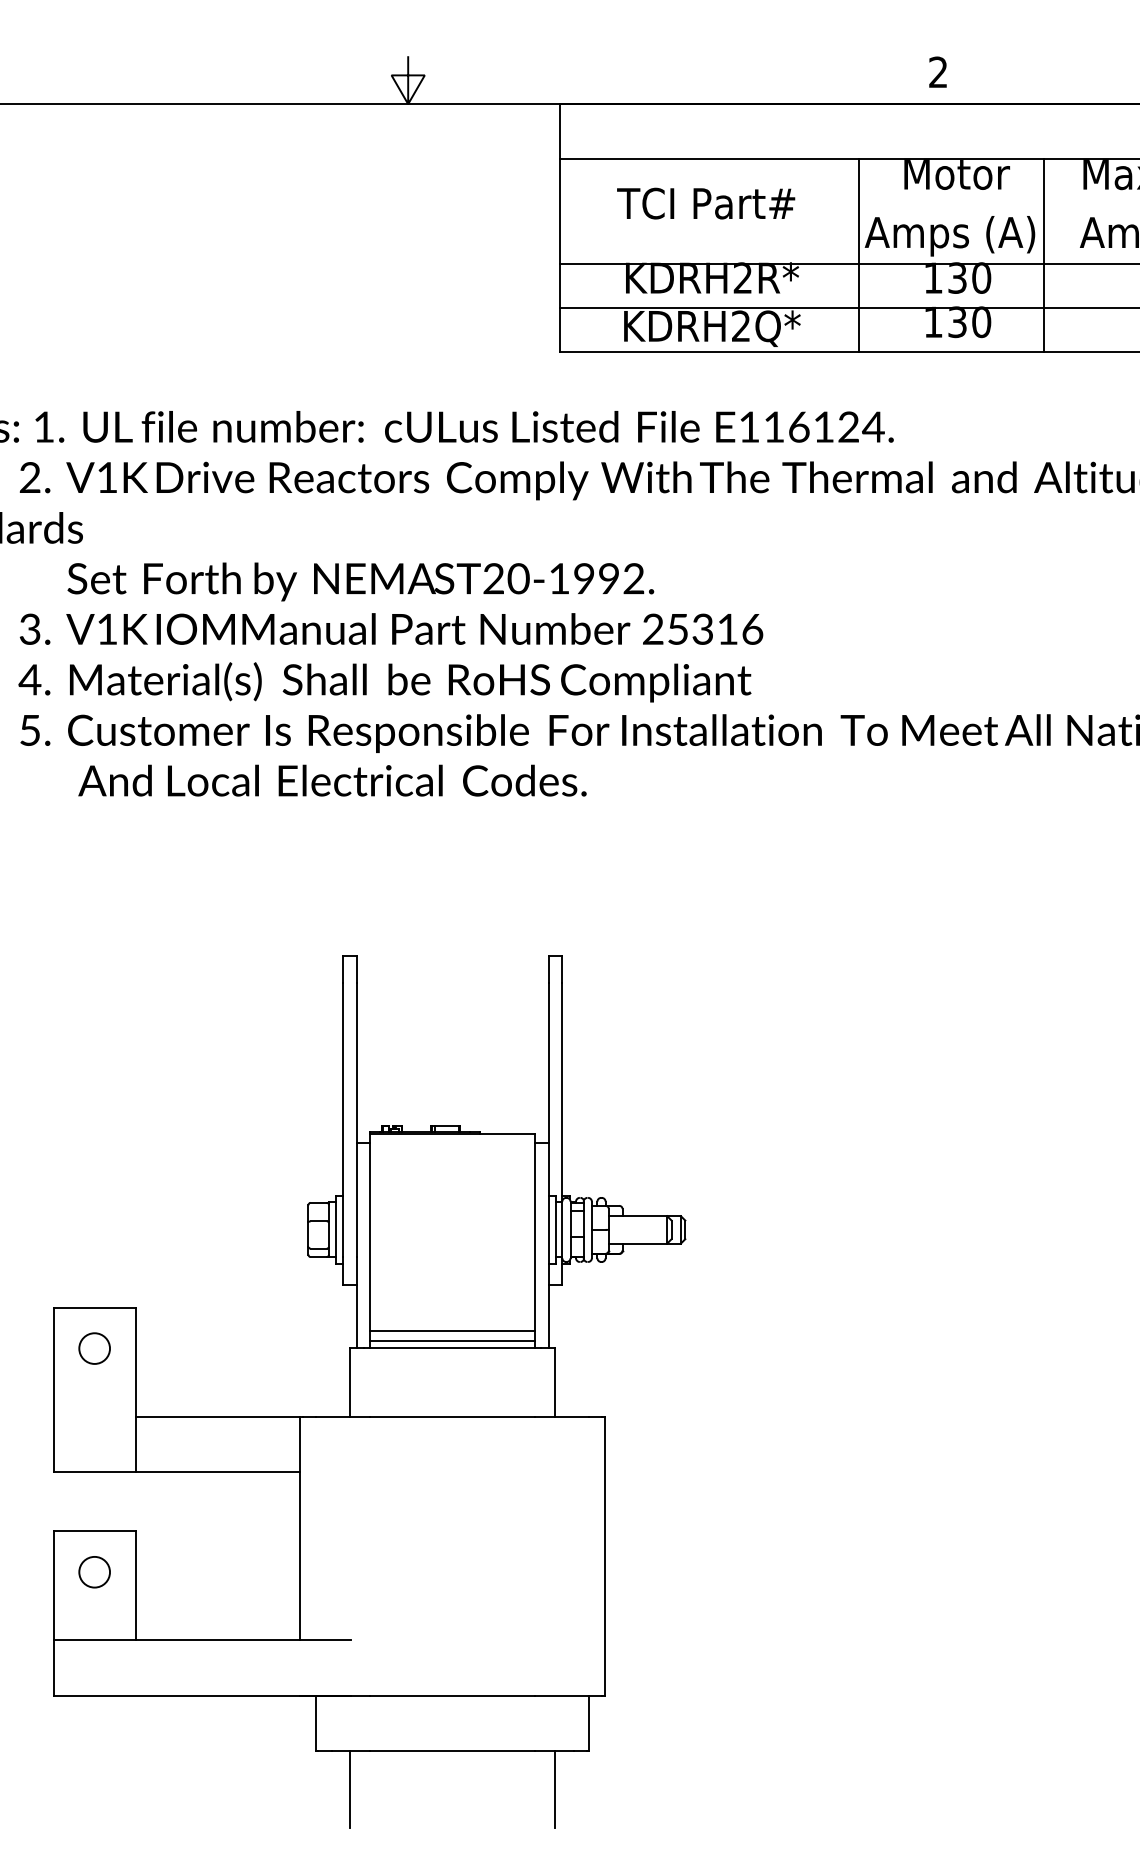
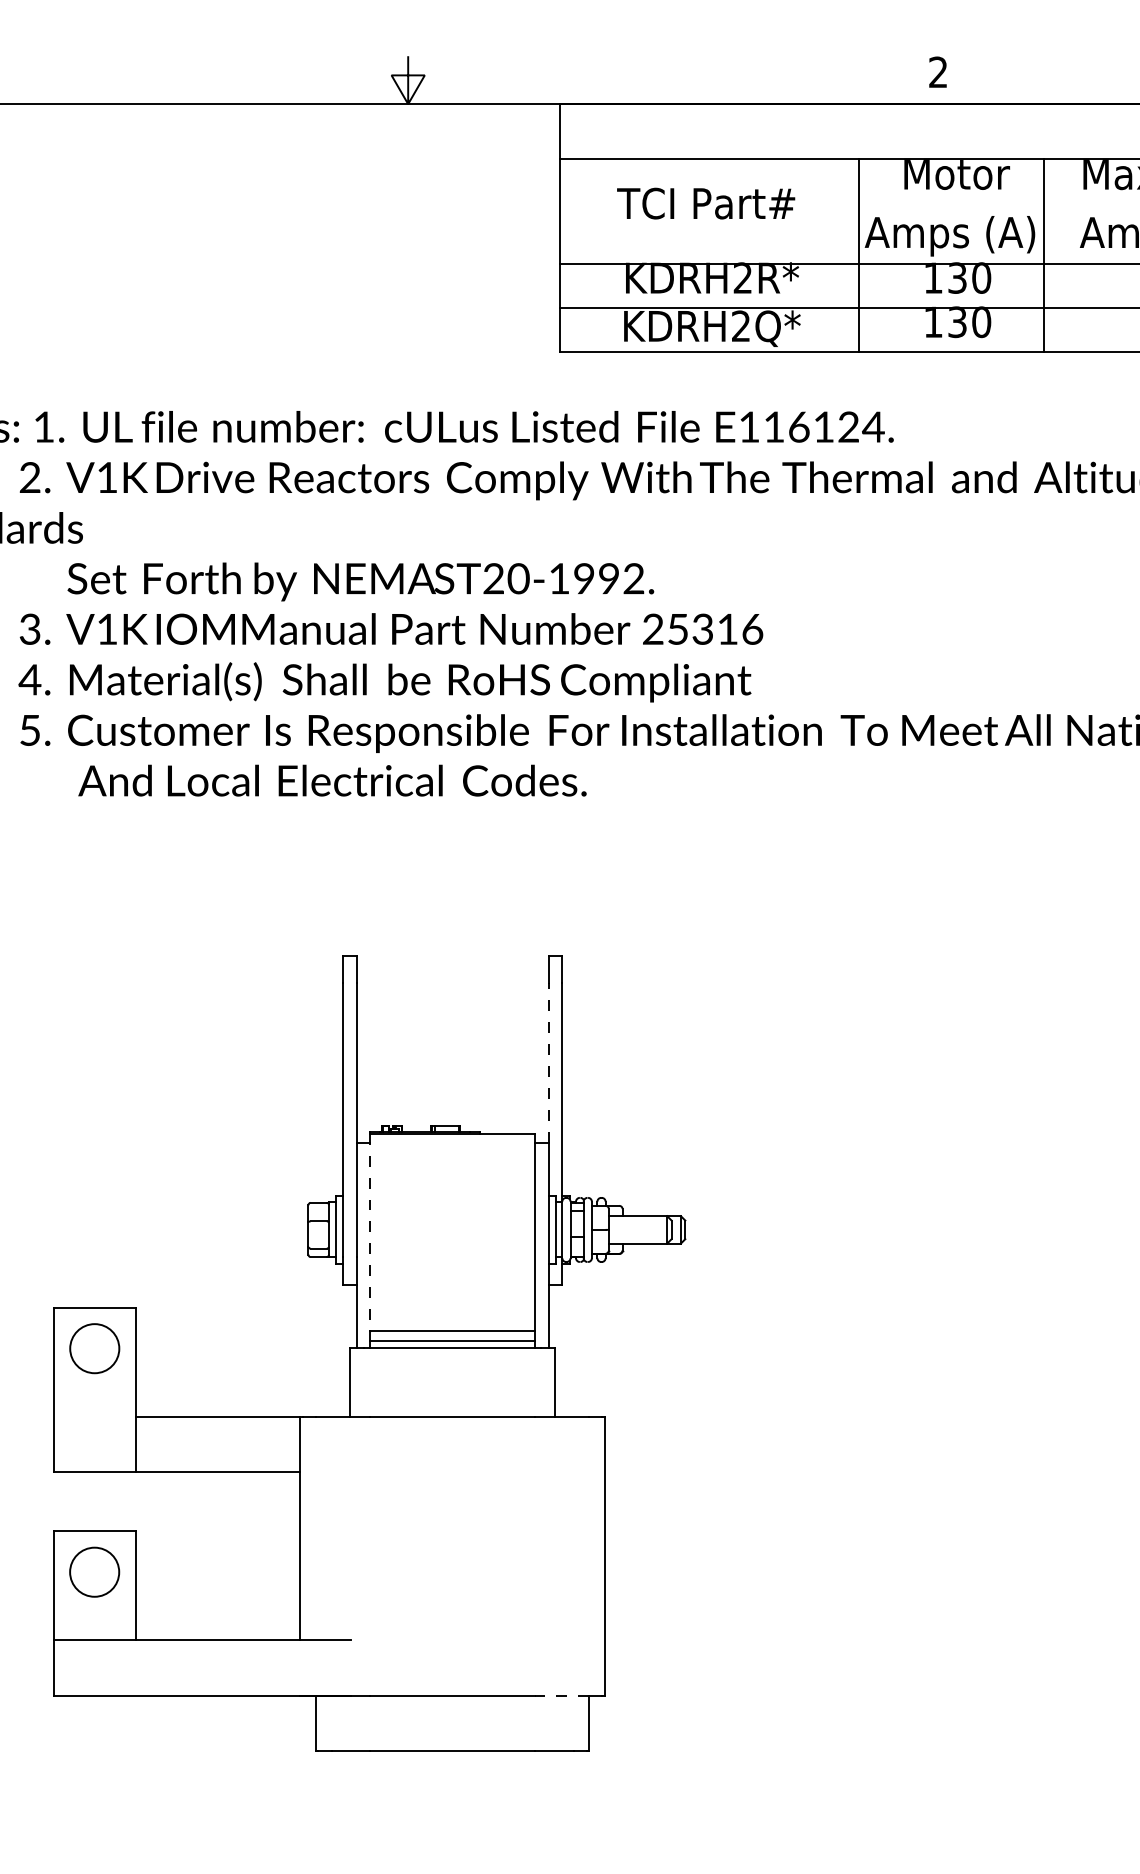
line: solid -> dashed (548, 1062)
line: solid -> dashed (370, 1232)
circle size: 33x33 px -> 52x52 px (94, 1348)
circle diameter: 31 px -> 49 px (94, 1571)
line: solid -> dashed (561, 1696)
line: present -> none (350, 1789)
line: present -> none (555, 1789)
